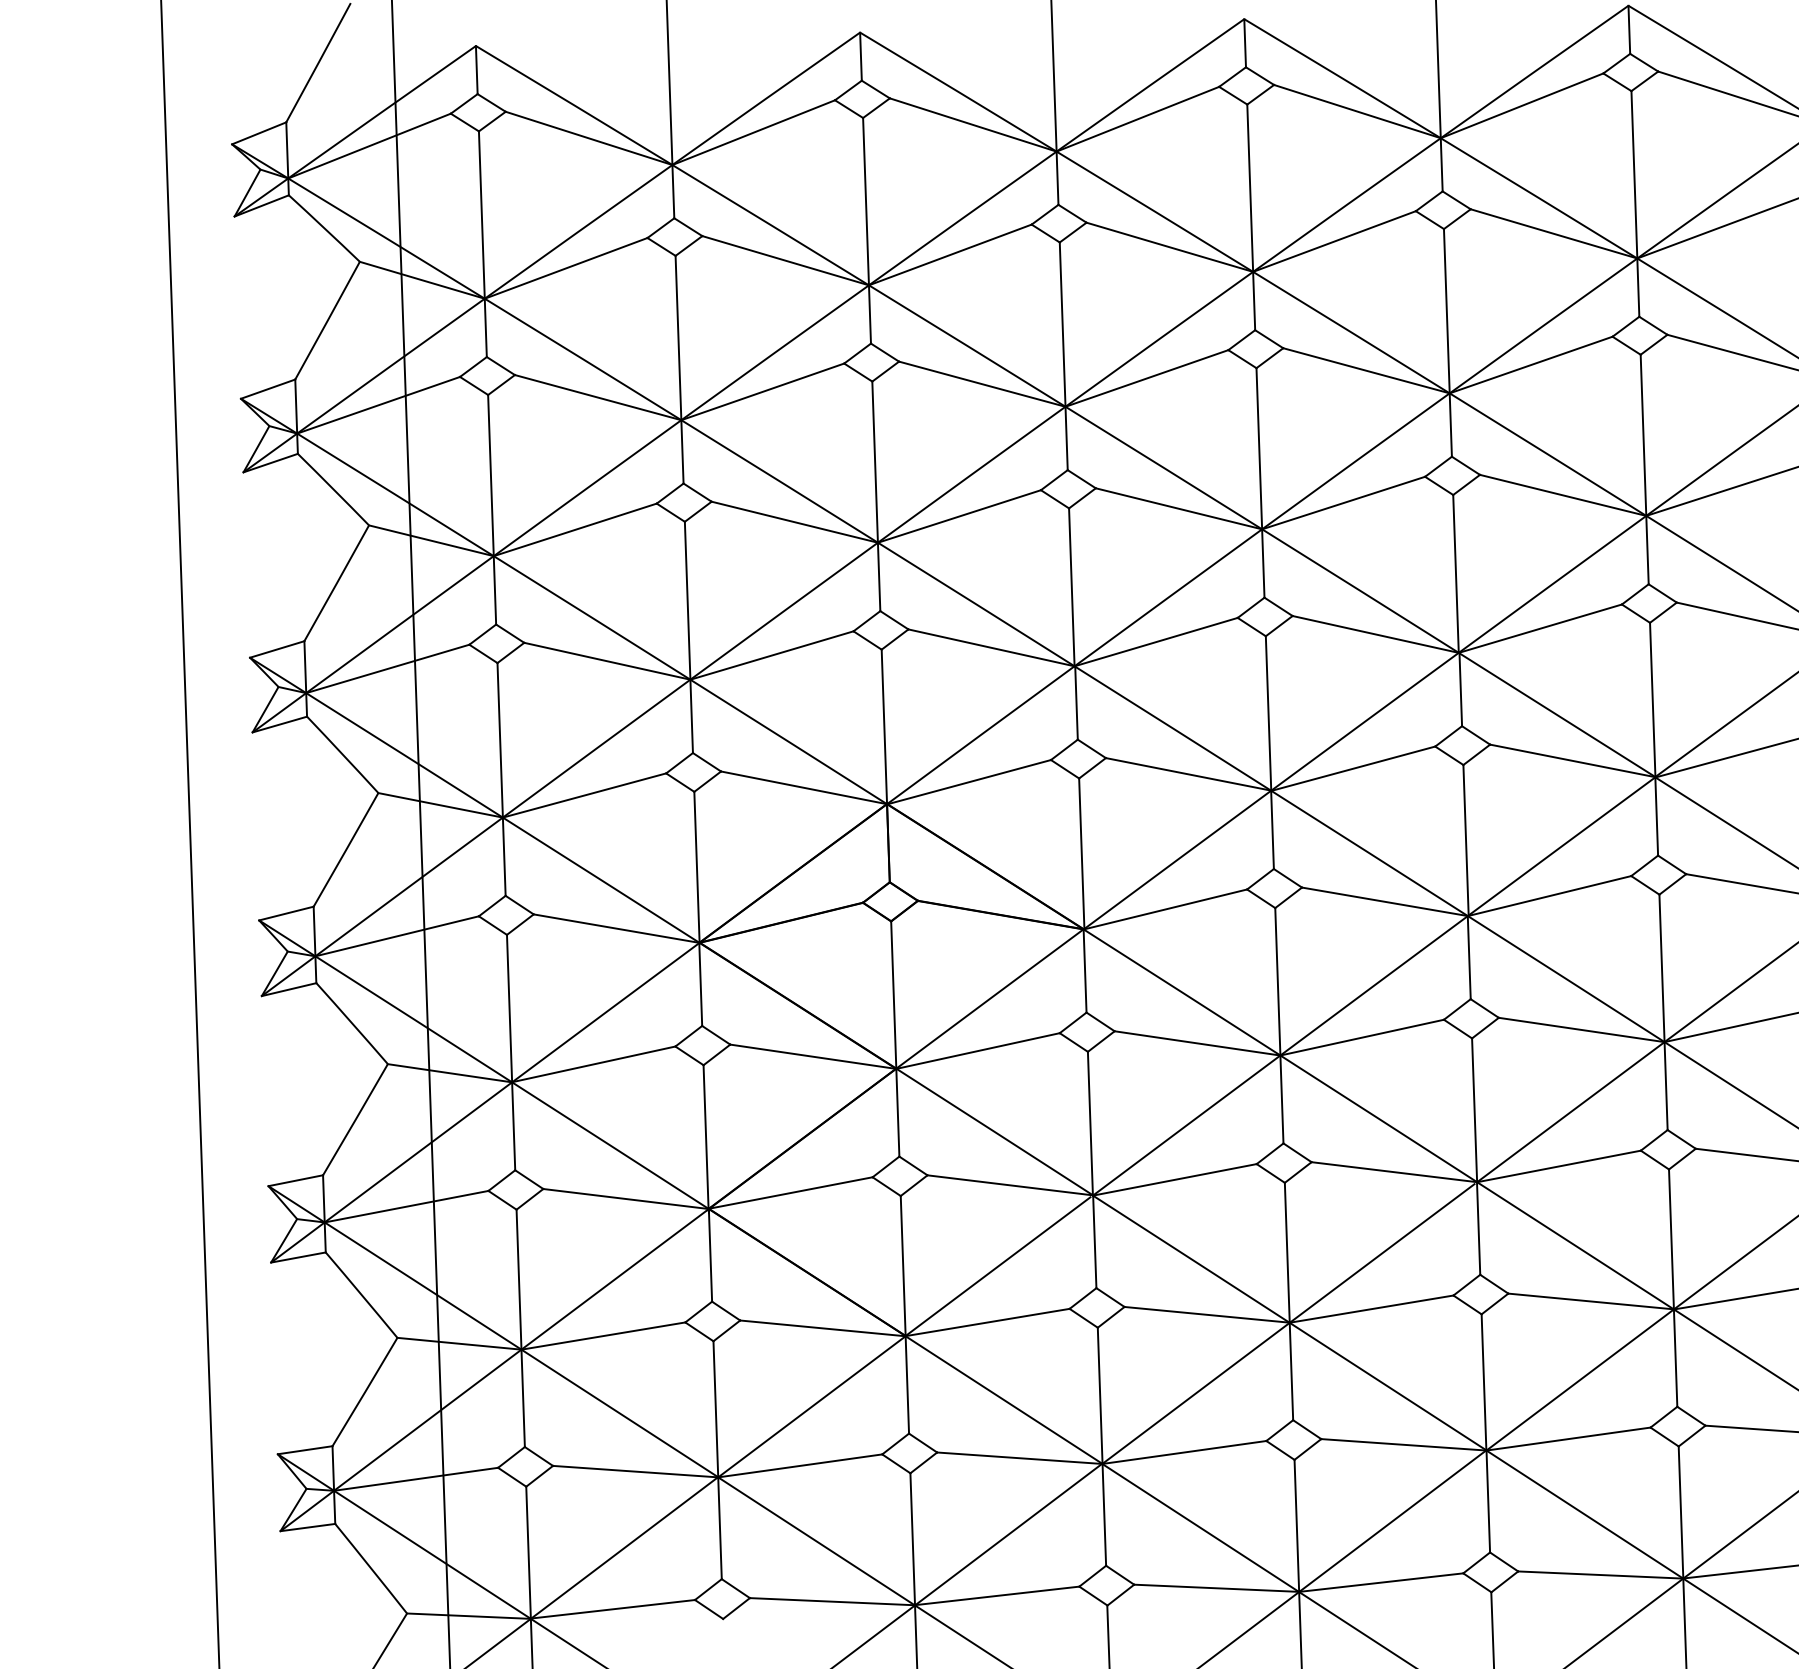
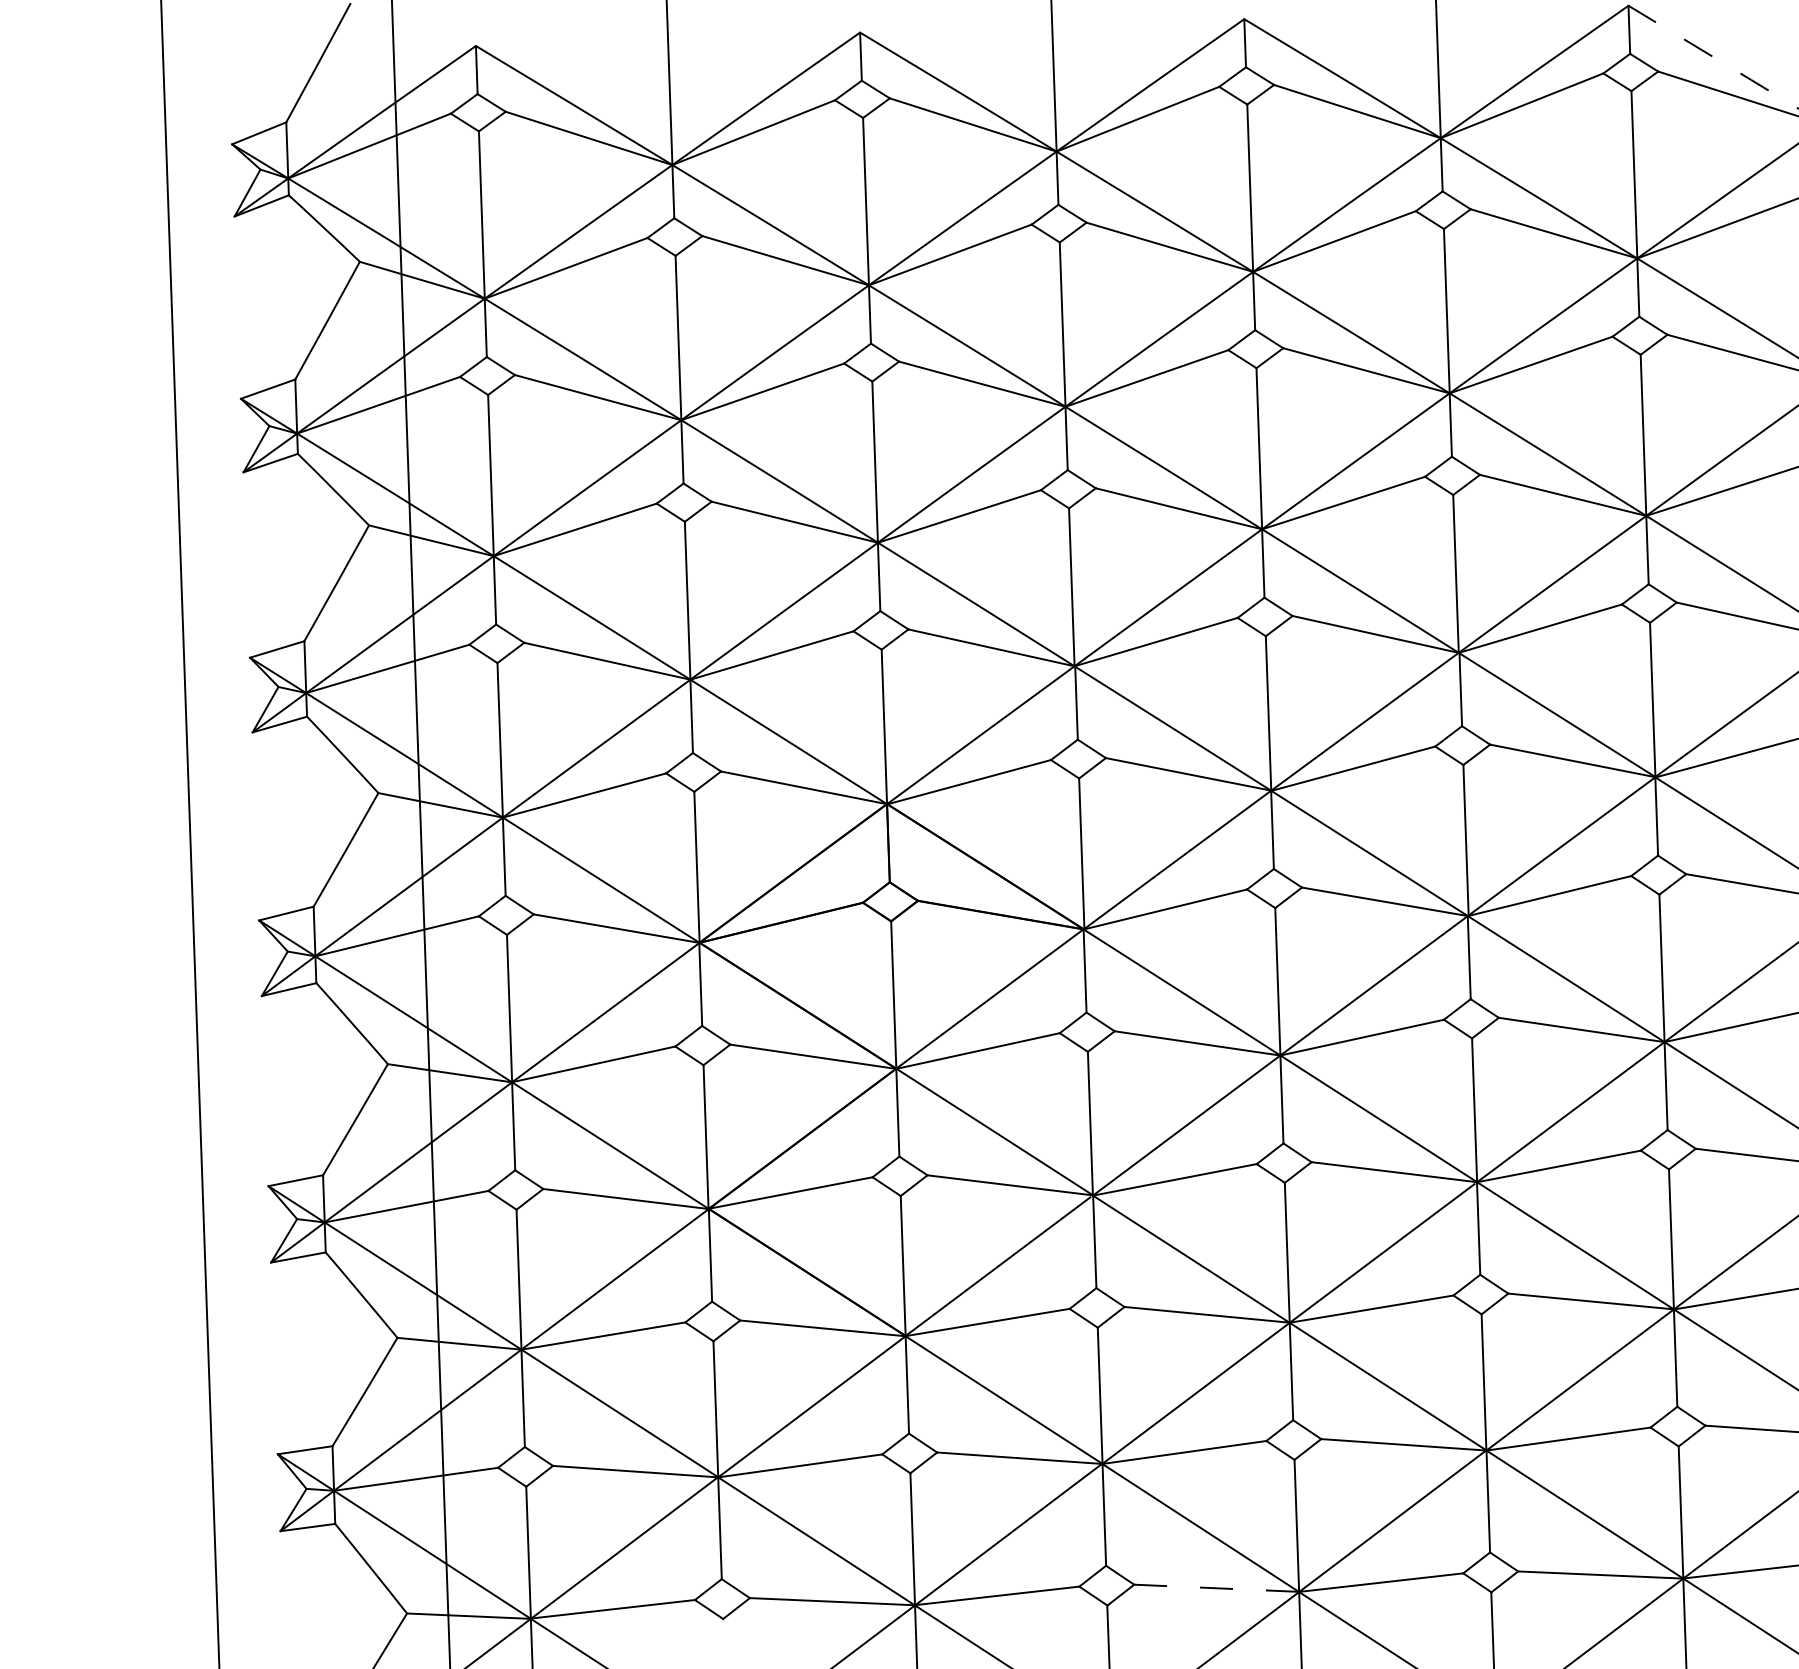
arc: solid -> dashed (1714, 57)
line: solid -> dashed (1216, 1588)
